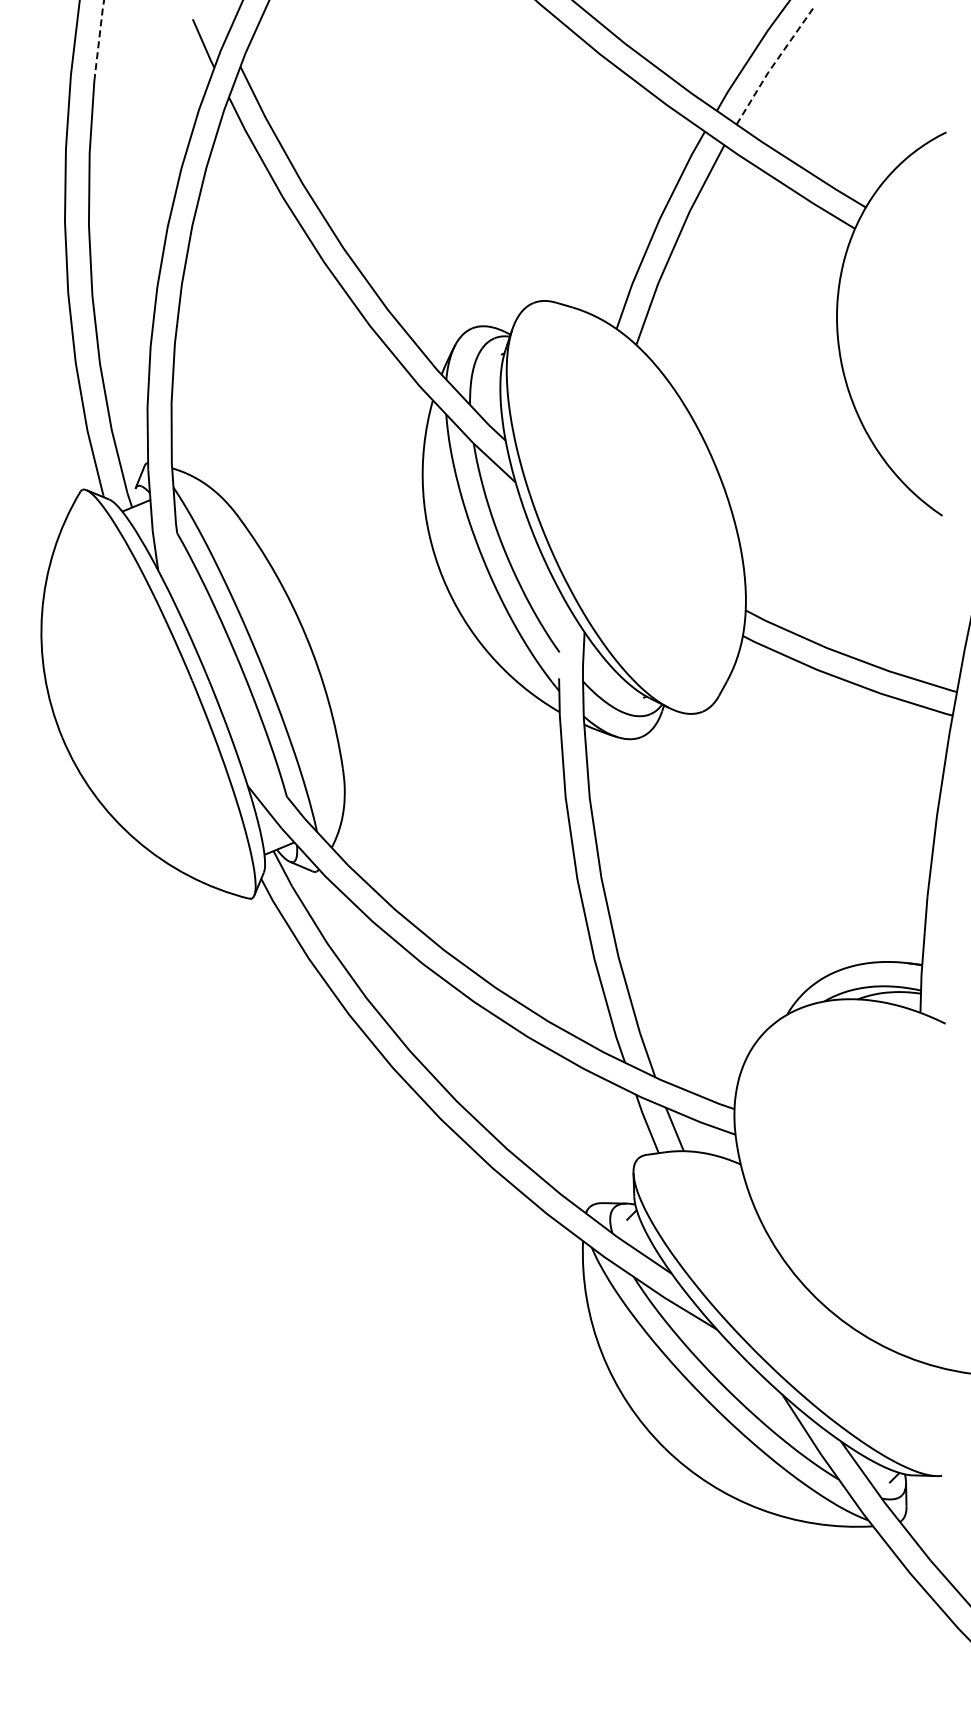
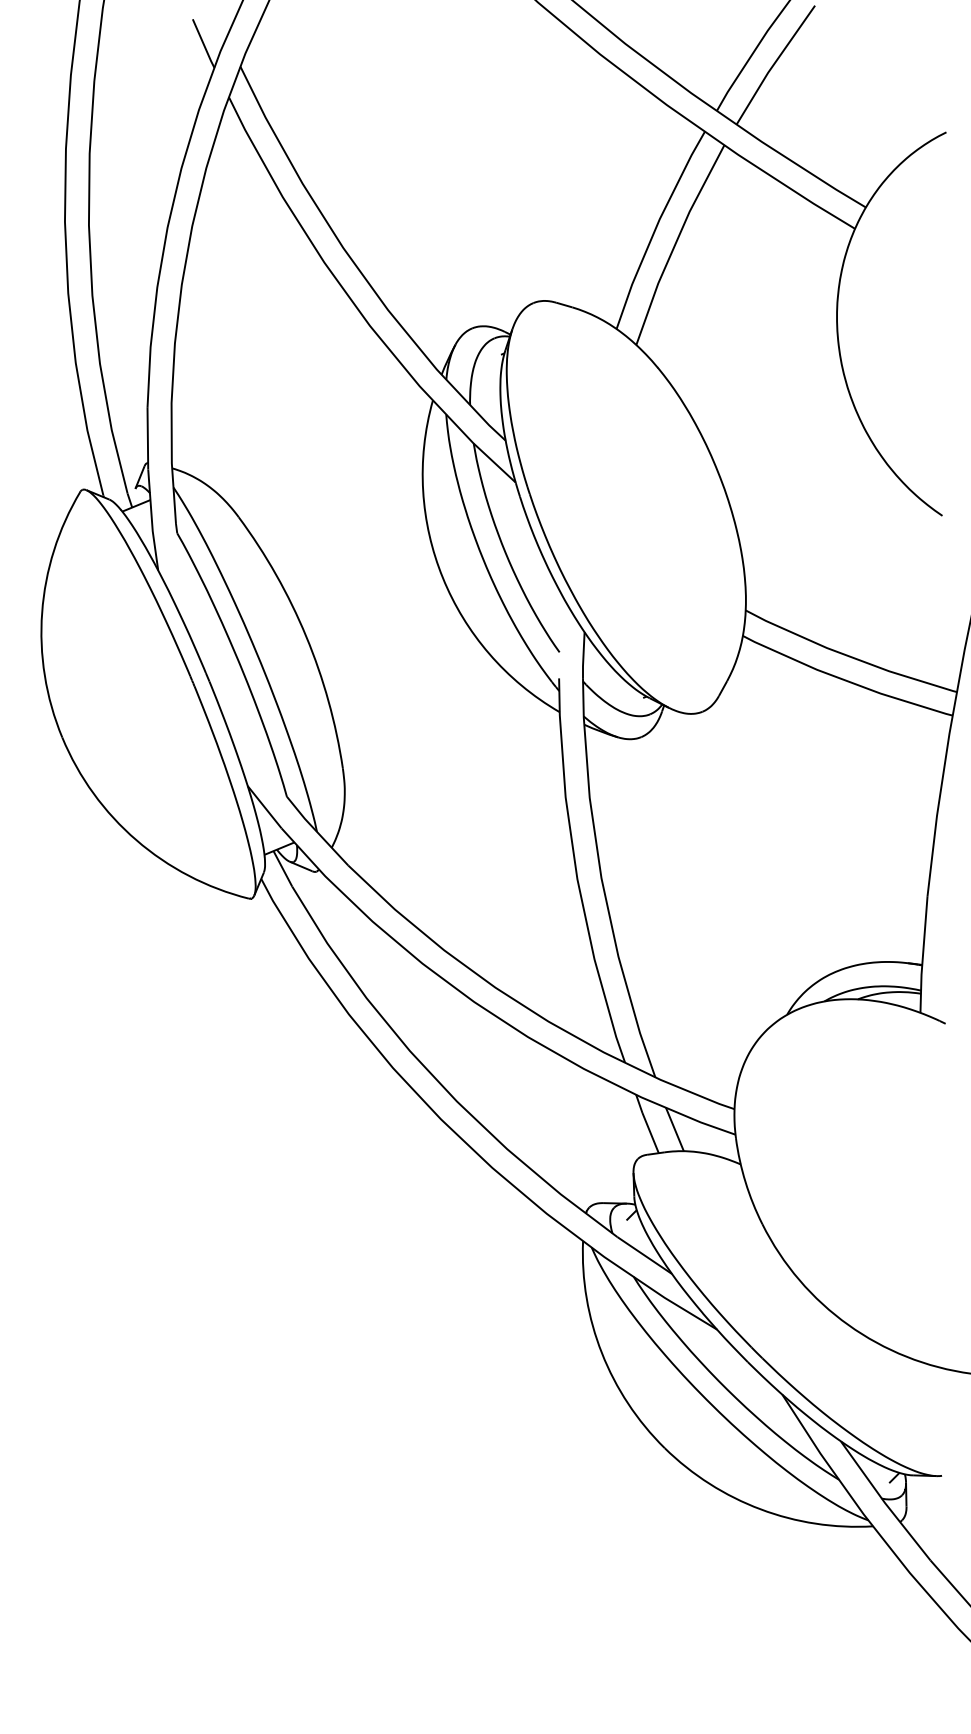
line: dashed -> solid (99, 39)
line: dashed -> solid (773, 64)
